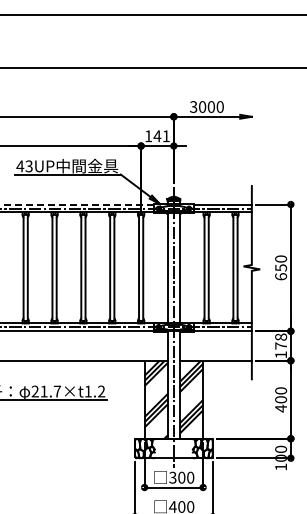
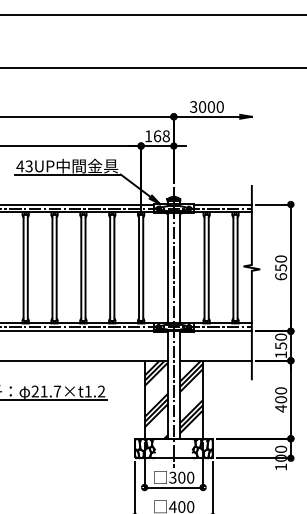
text: 141 -> 168 (161, 136)
line: dashed -> solid (77, 204)
text: 178 -> 150 (281, 341)
